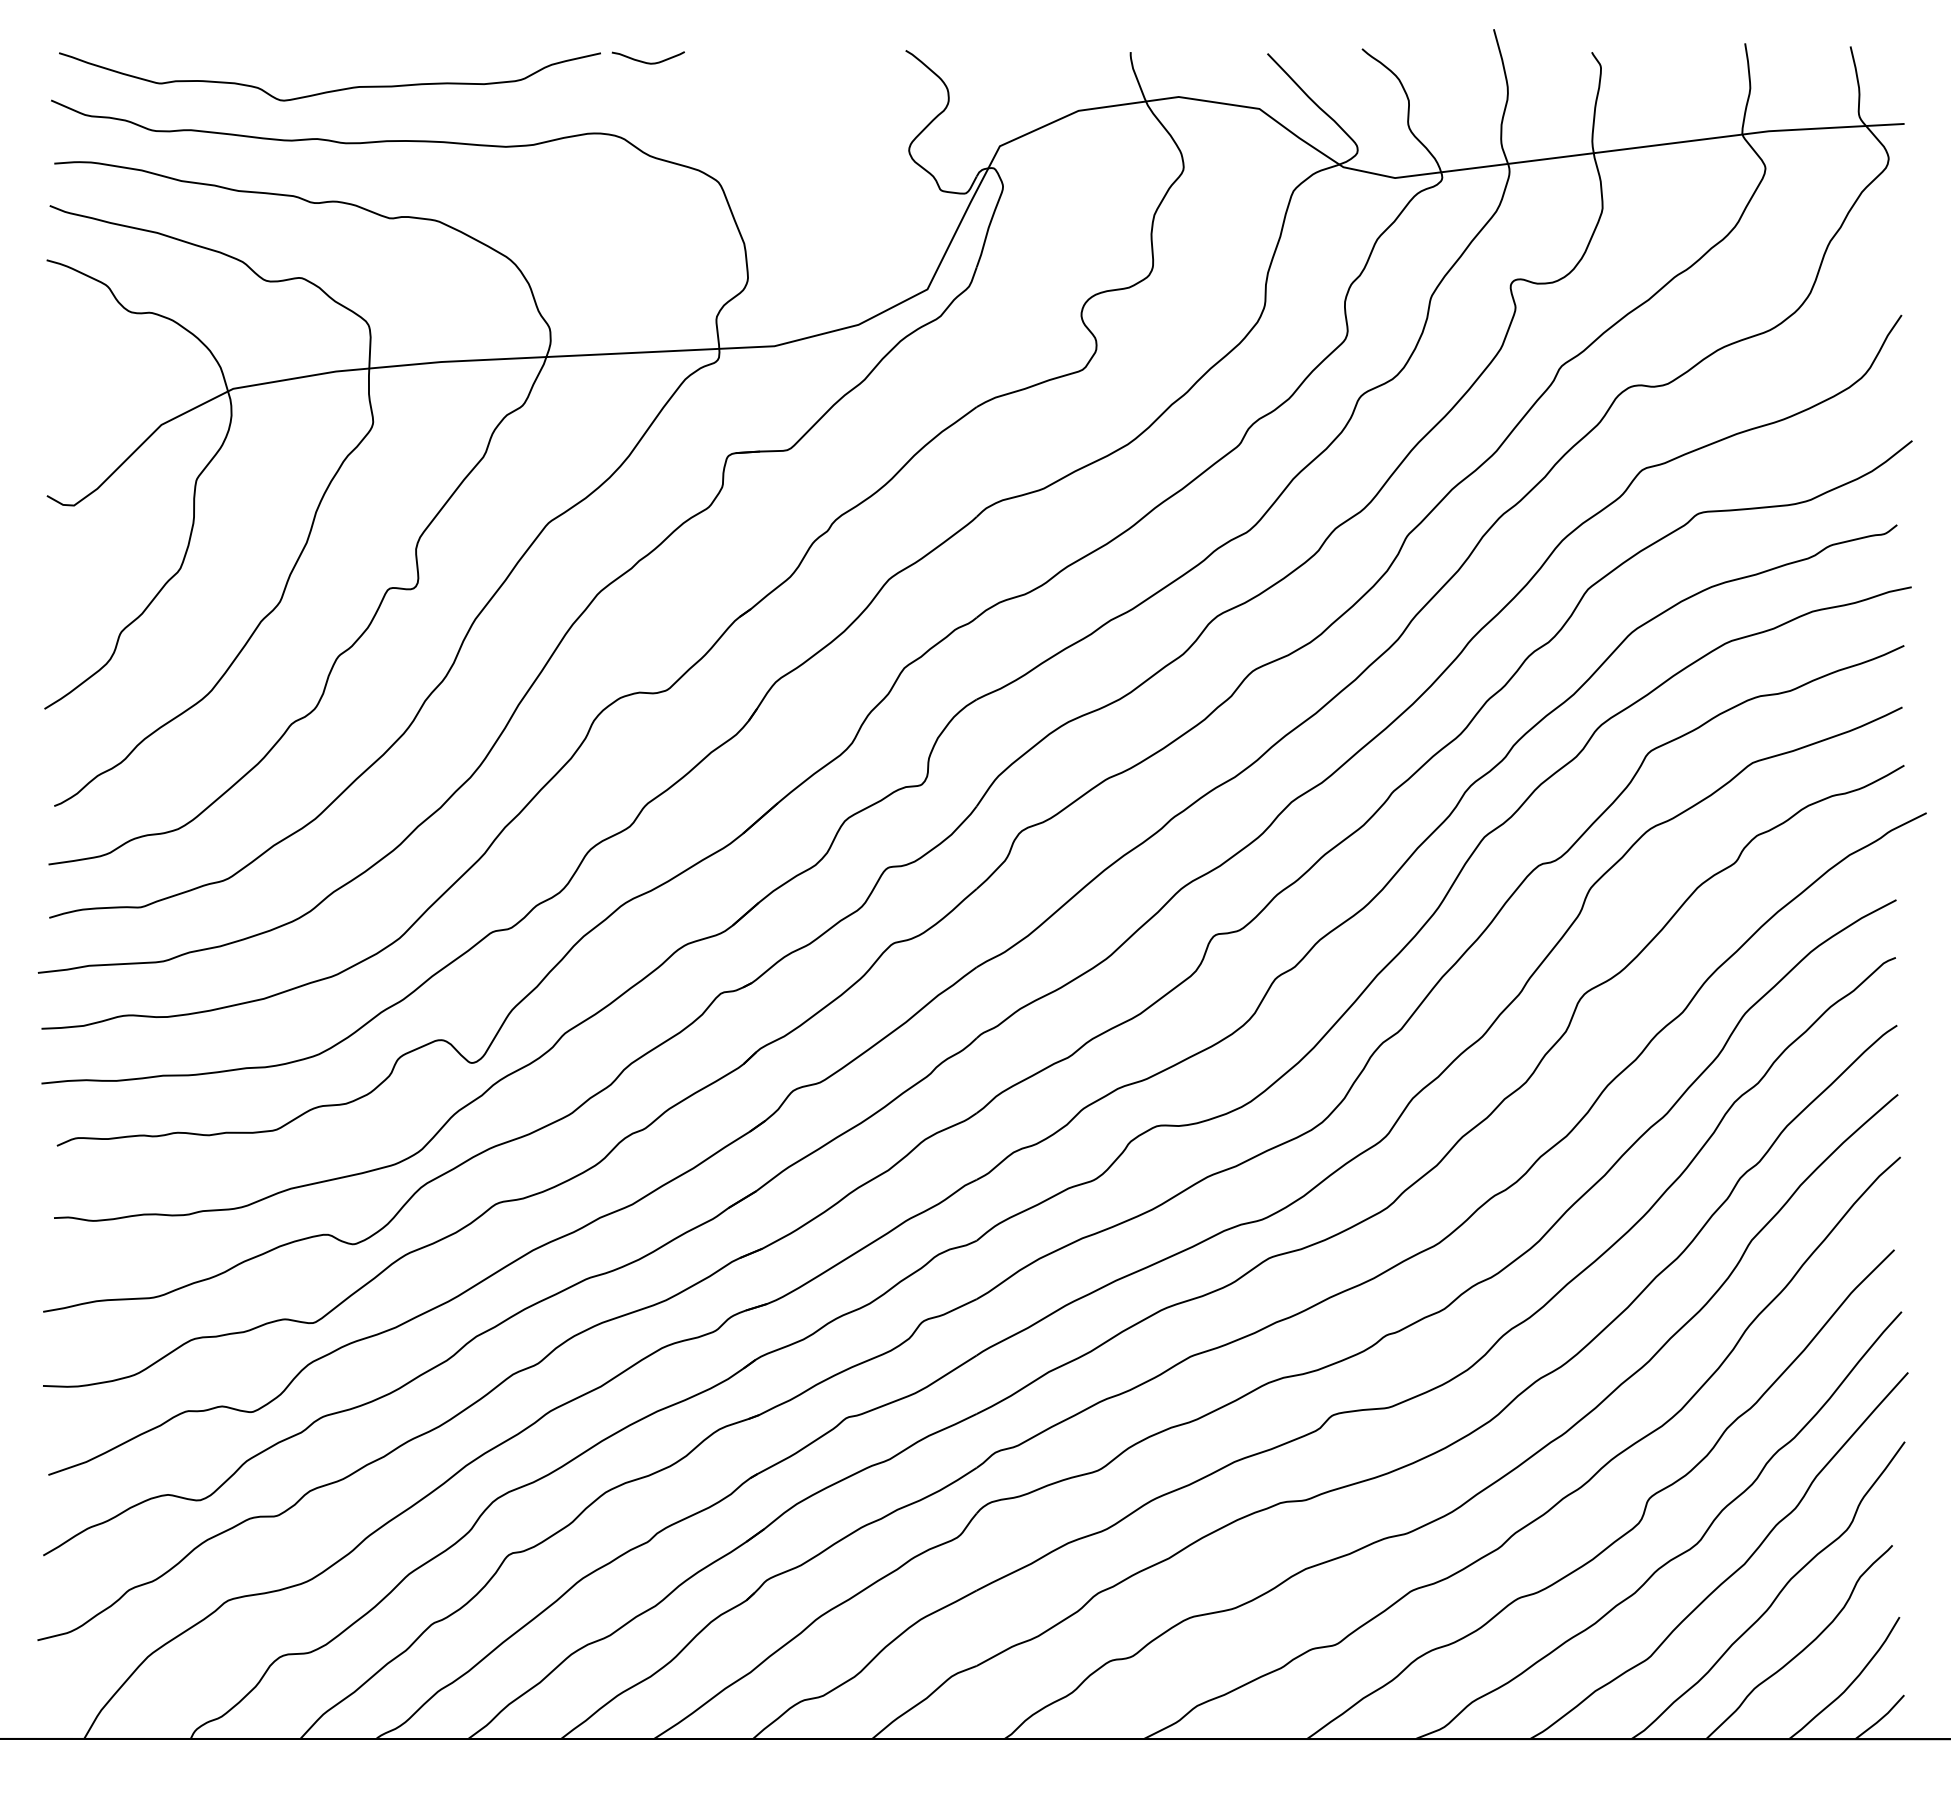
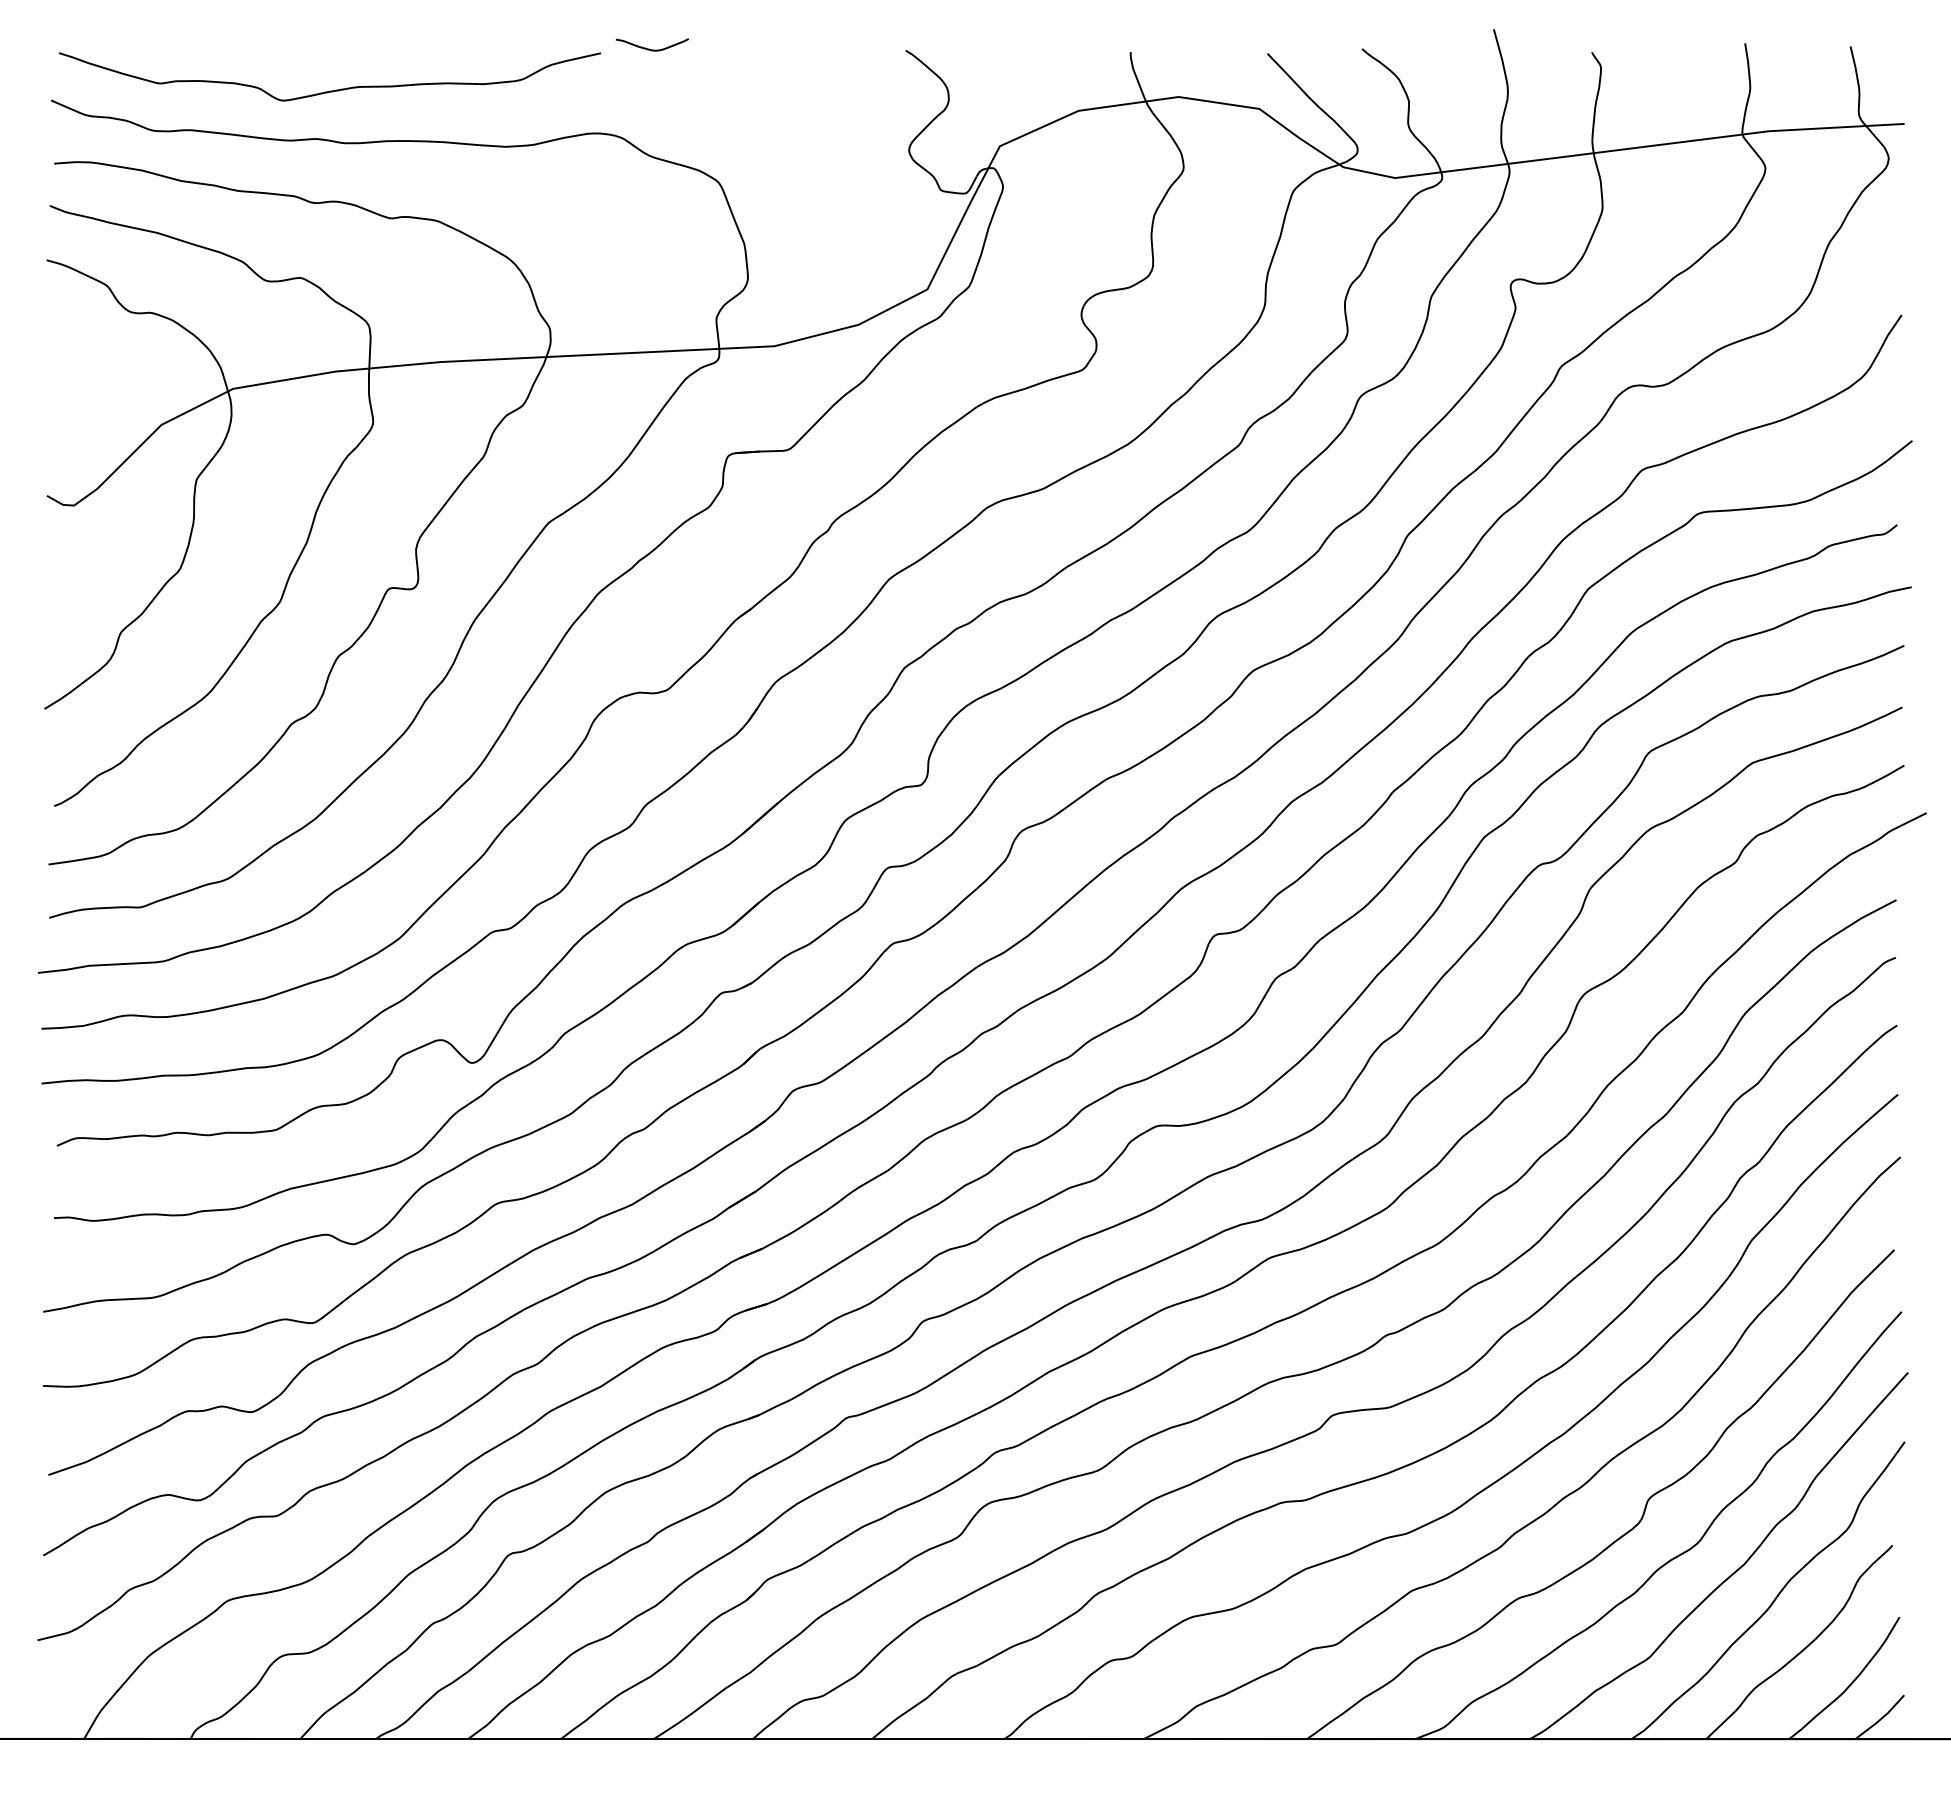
curve position: (645, 61) -> (649, 48) (649, 48)
